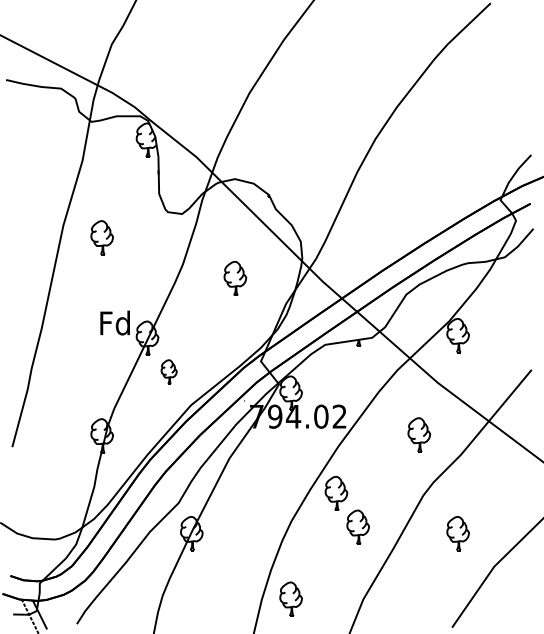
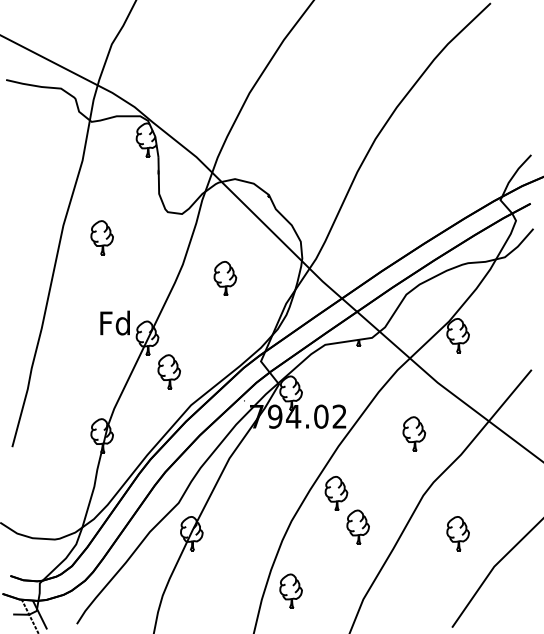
part position: (235, 278) -> (225, 278) (225, 278)
part size: 18x26 px -> 24x36 px (168, 371)
part position: (419, 434) -> (414, 433) (414, 433)
part position: (290, 598) -> (290, 590) (290, 590)
